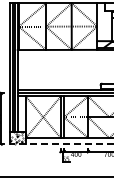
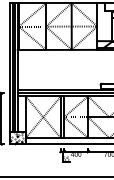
line: dashed -> solid (61, 144)
